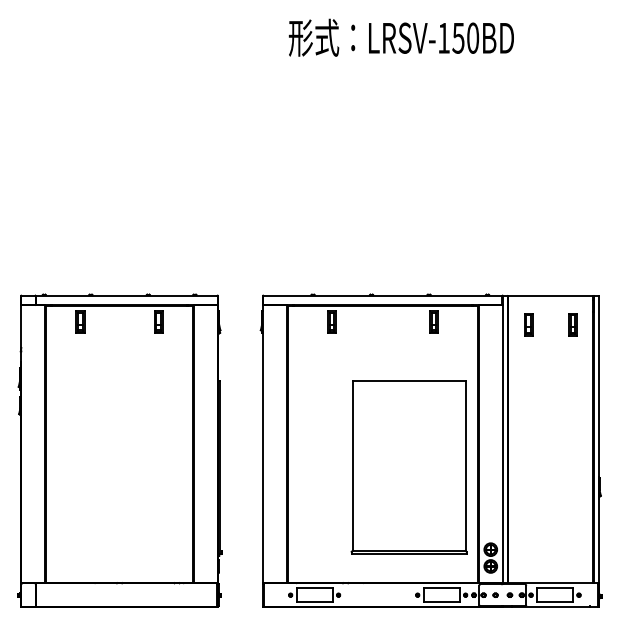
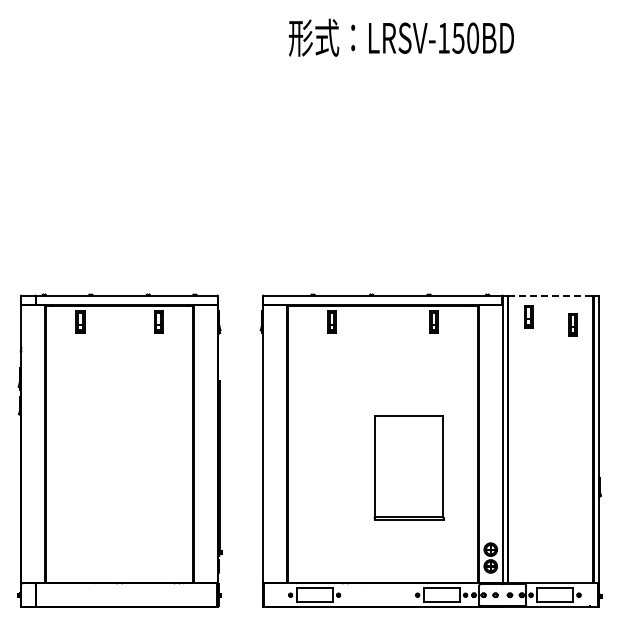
line: solid -> dashed (550, 295)
part position: (528, 324) -> (528, 316) (528, 316)
part size: 118x175 px -> 72x106 px (408, 467)
